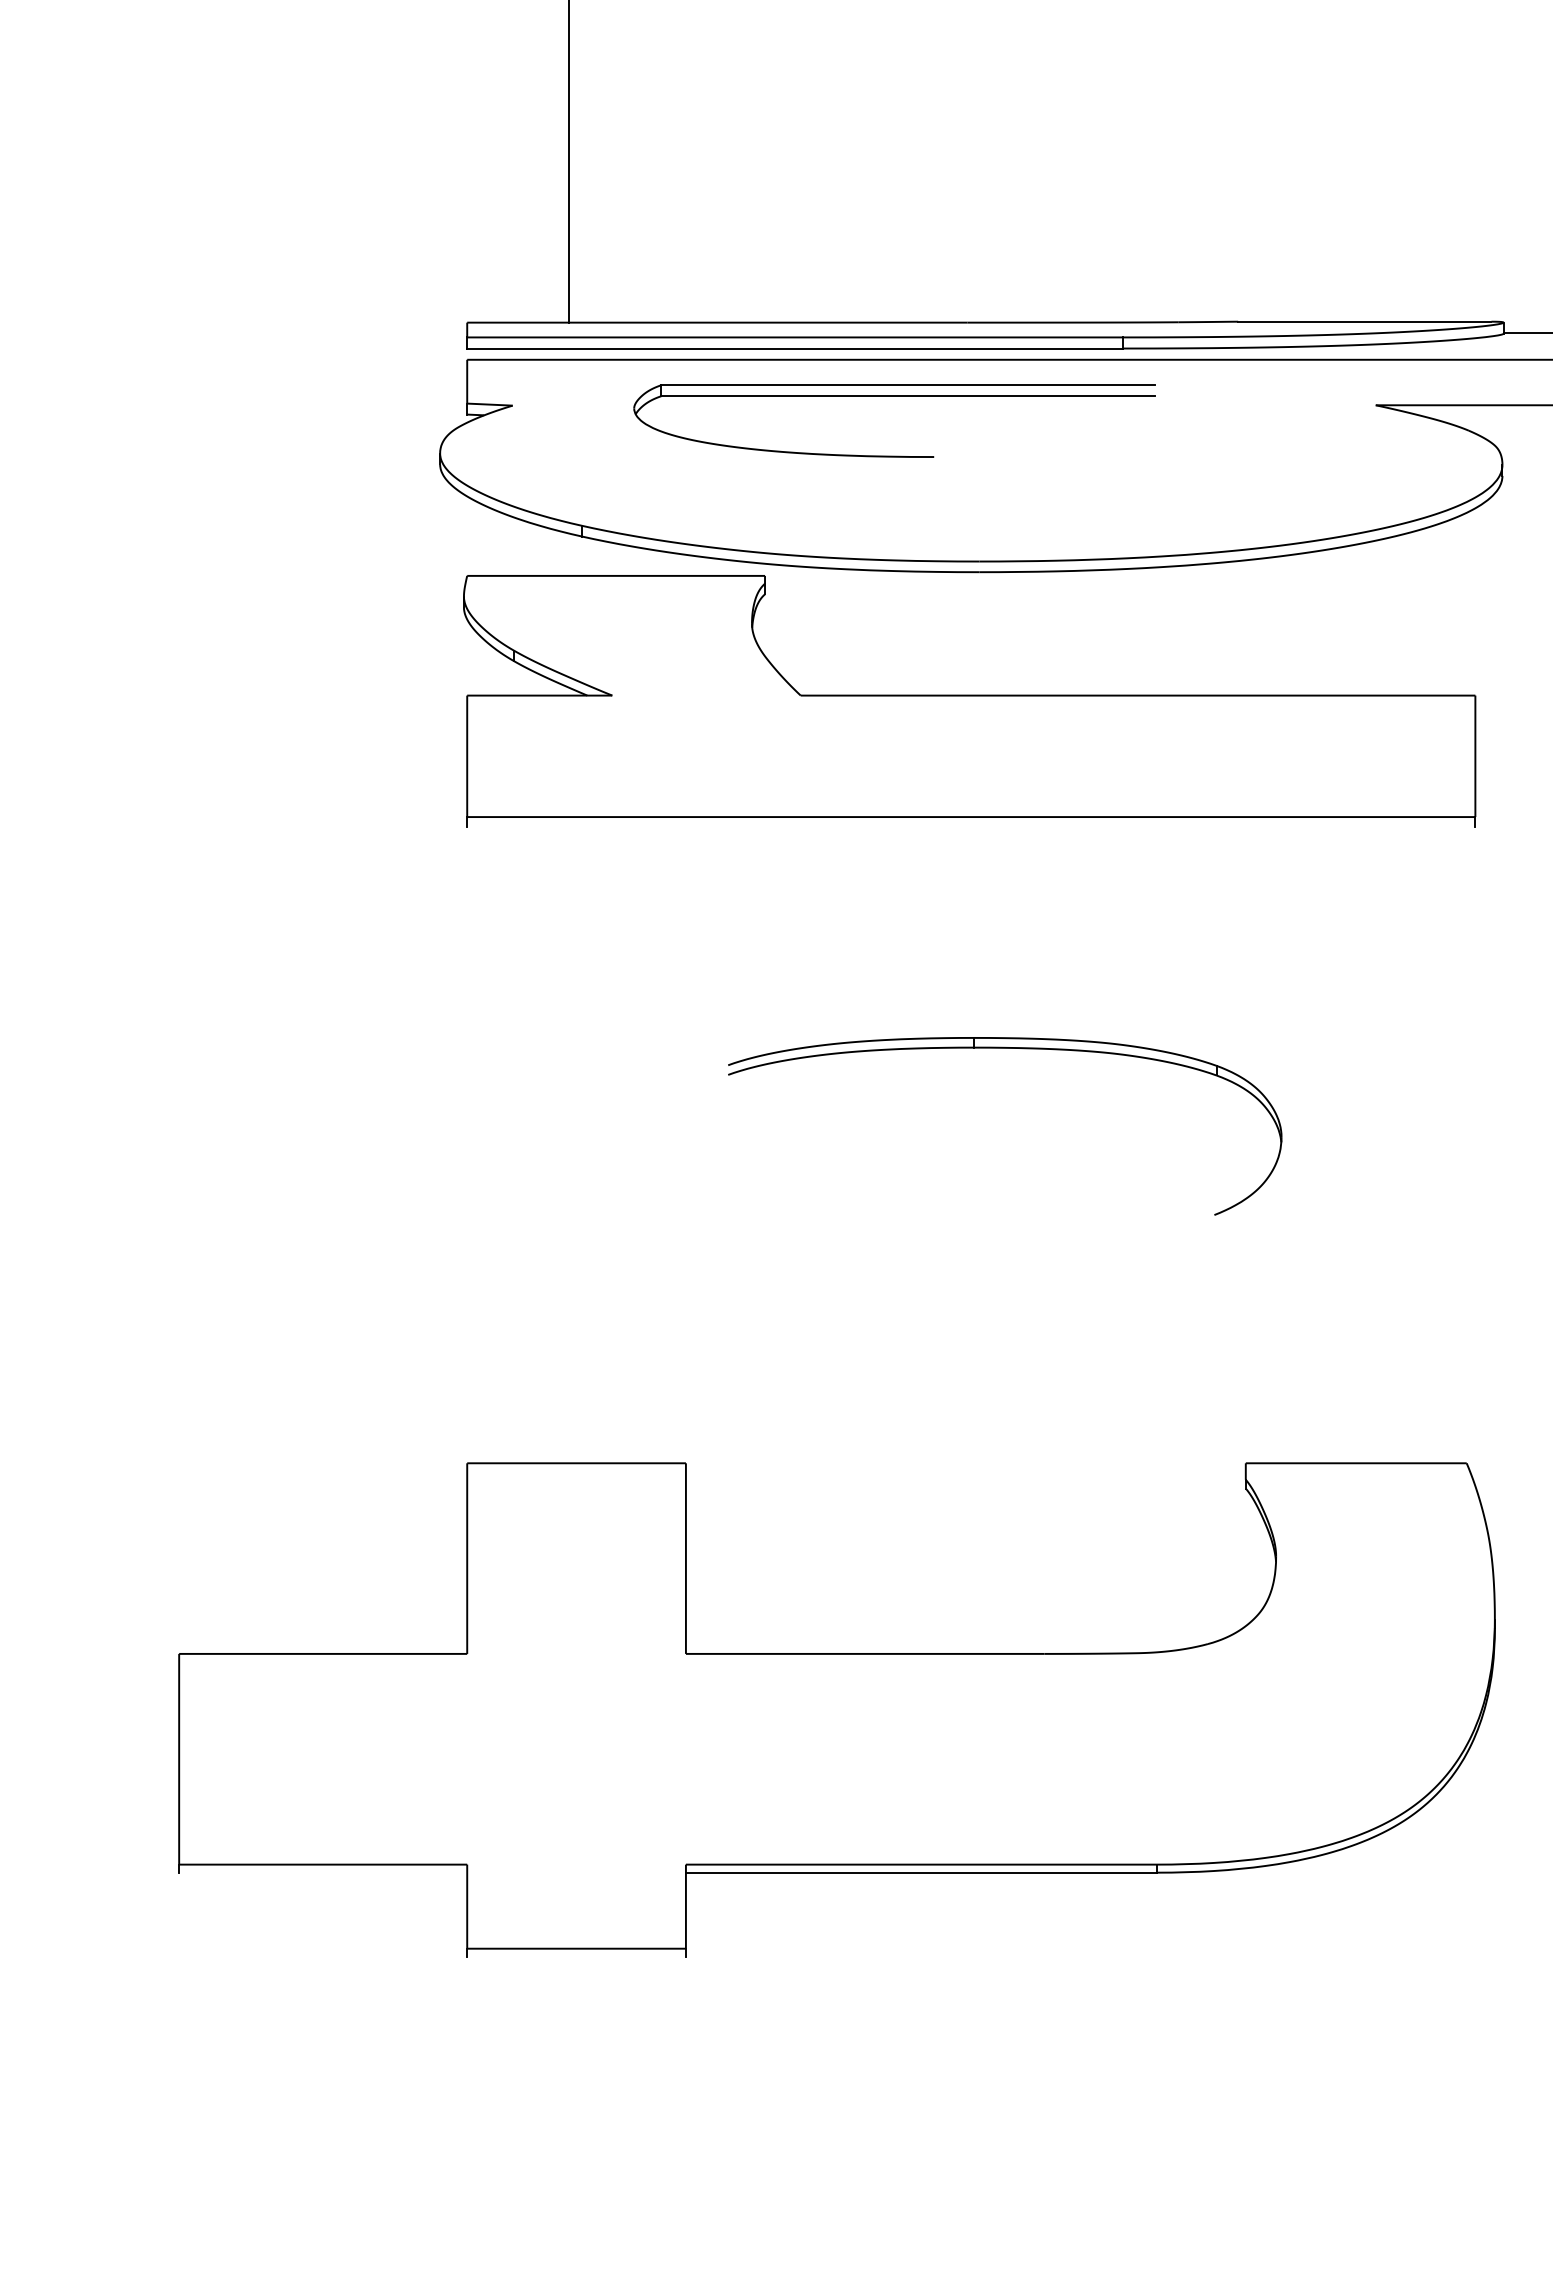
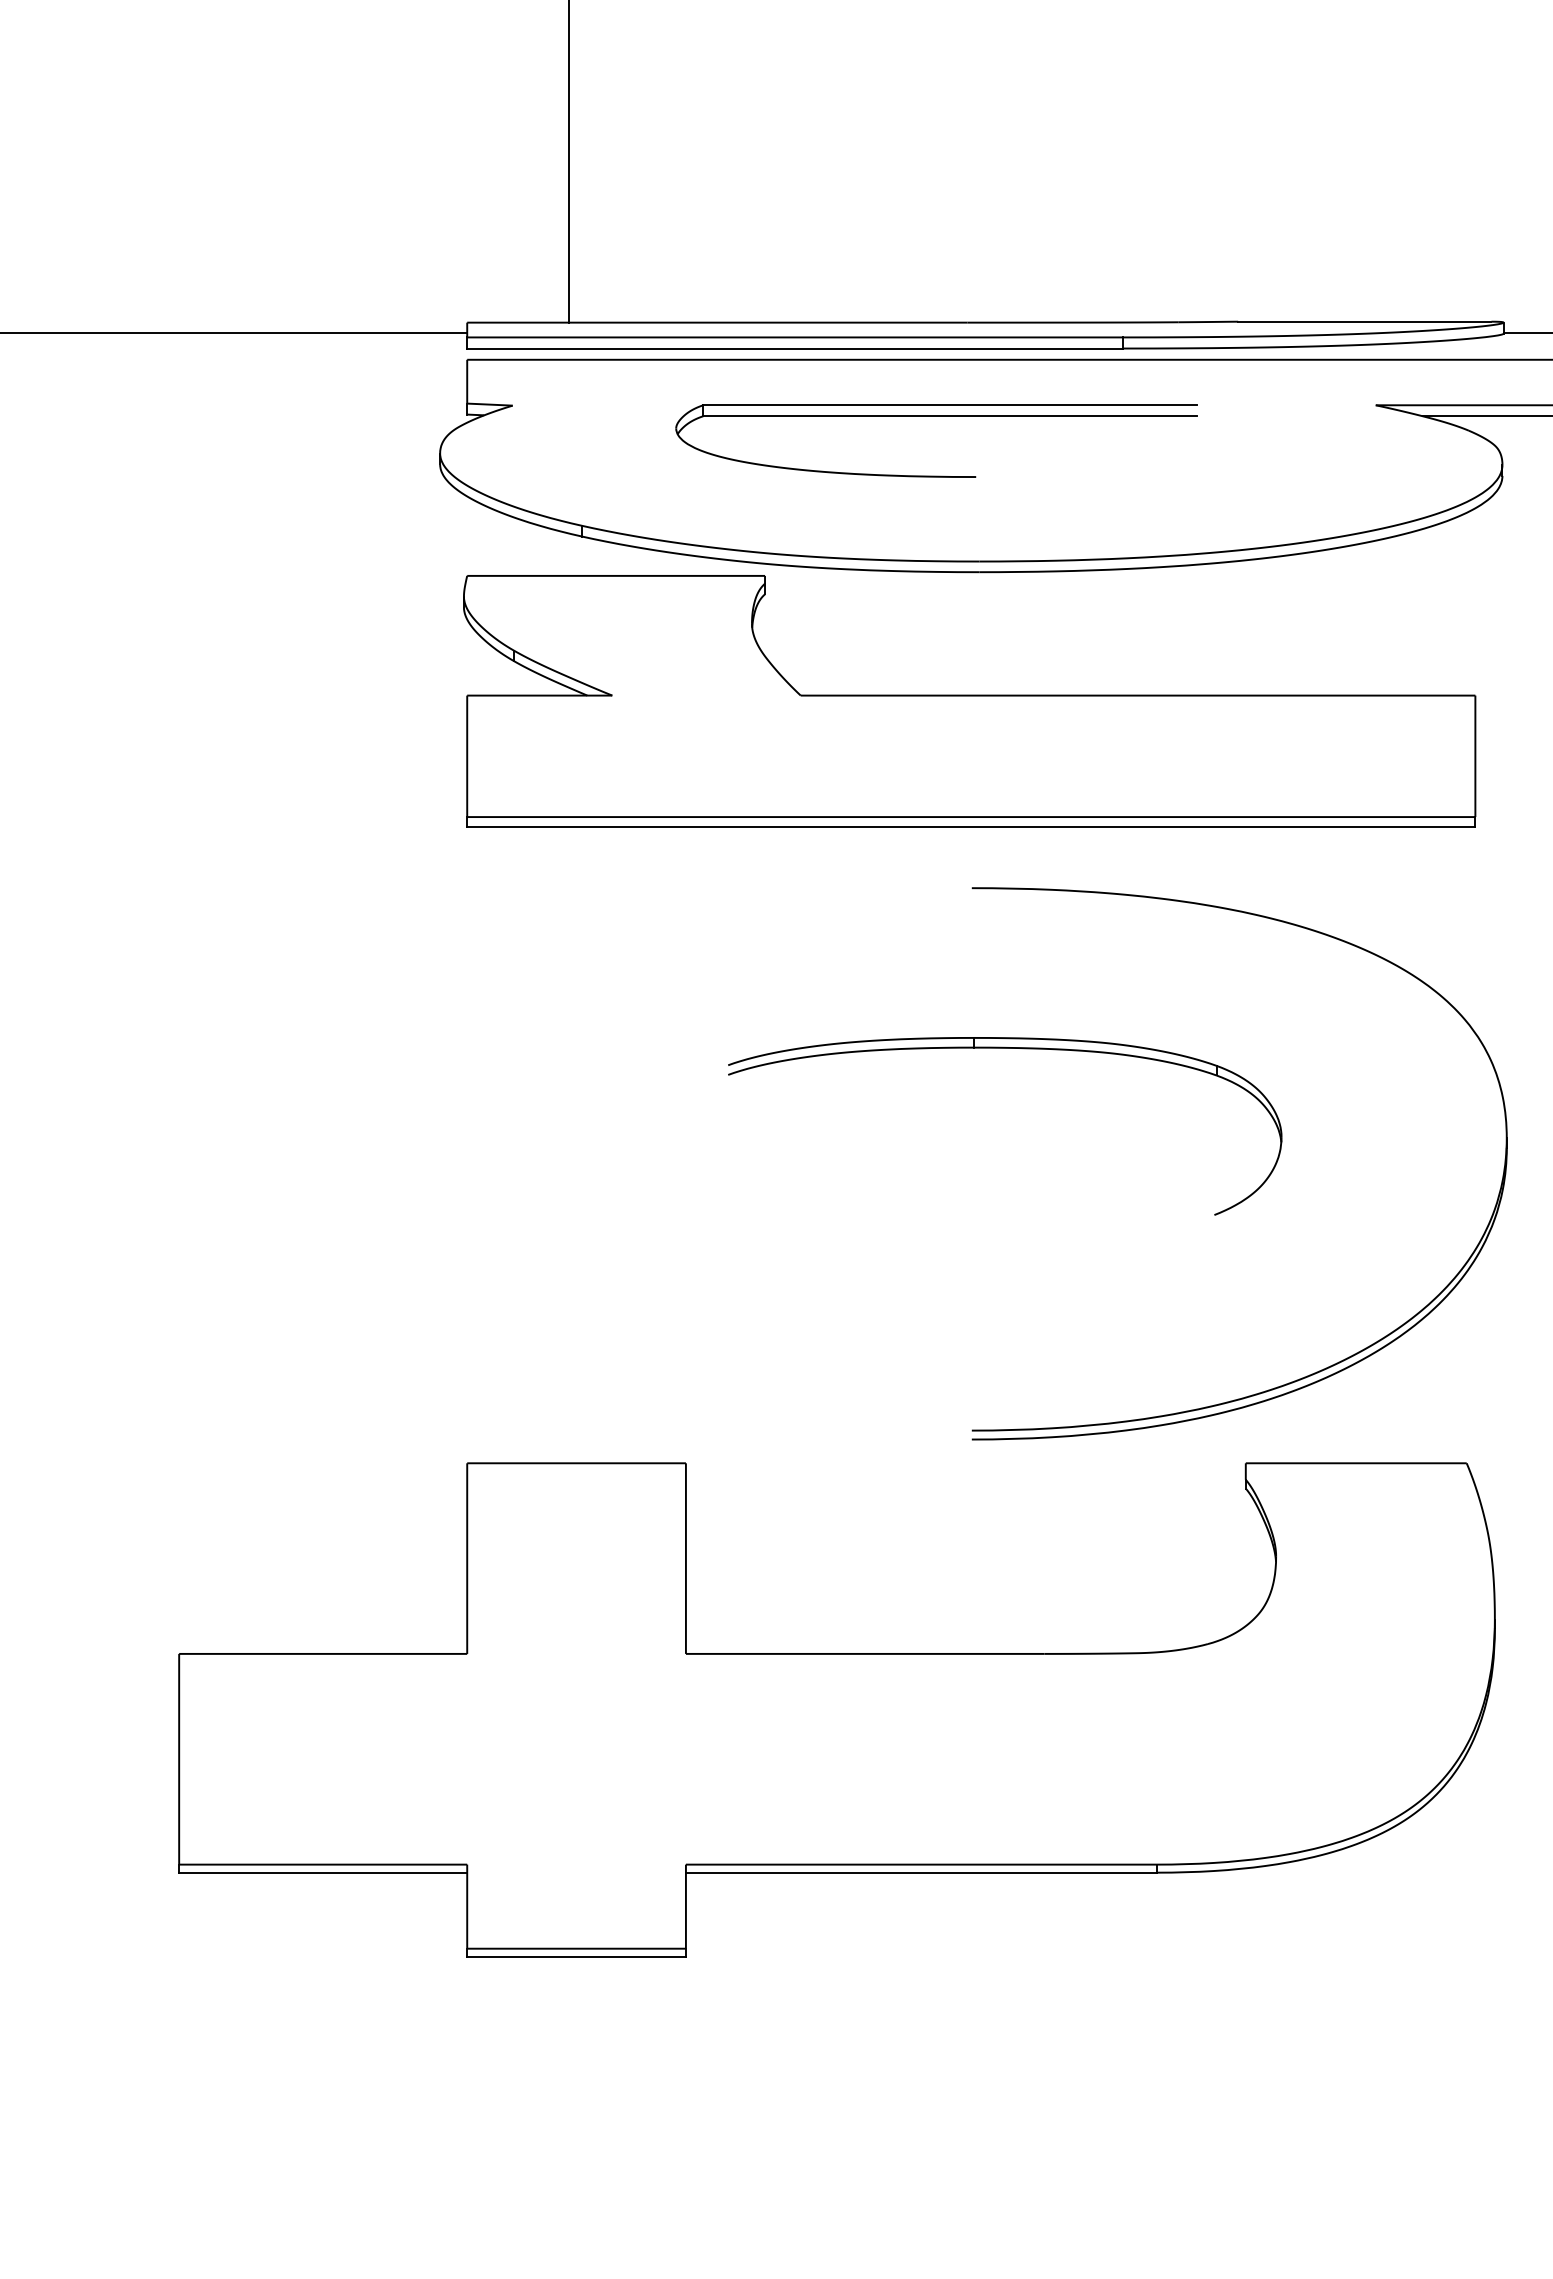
line: none -> present (234, 332)
part position: (894, 396) -> (936, 416) (936, 416)
line: none -> present (1485, 416)
line: none -> present (971, 827)
part: none -> present (1338, 1361)
line: none -> present (323, 1872)
line: none -> present (576, 1956)
